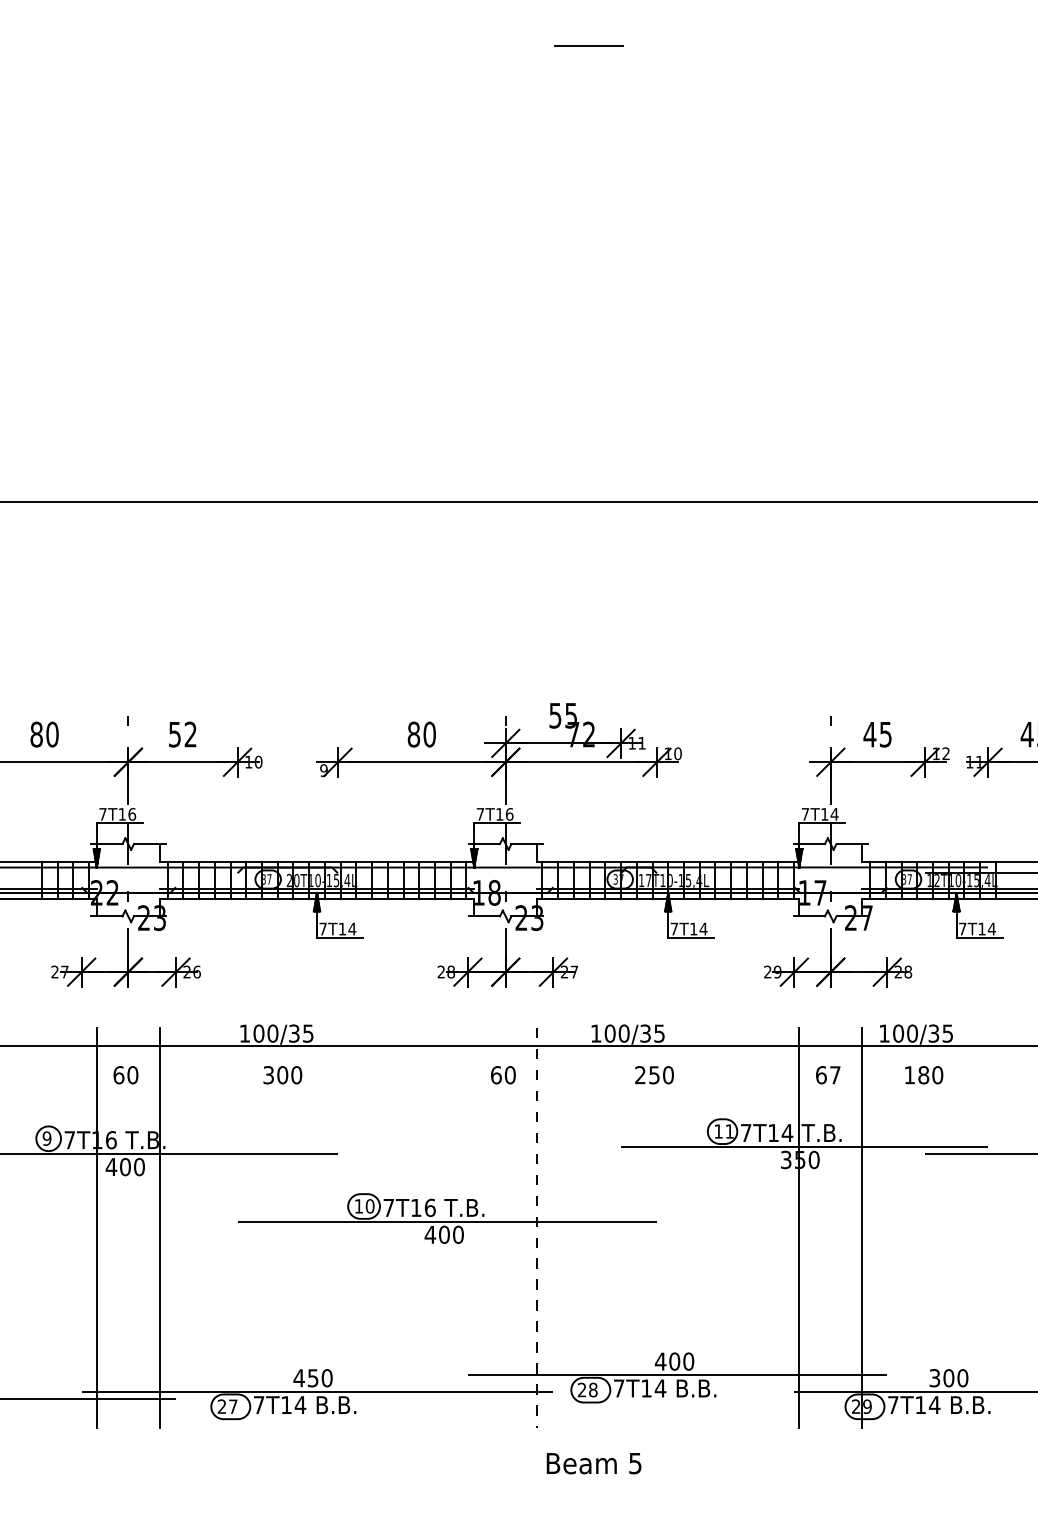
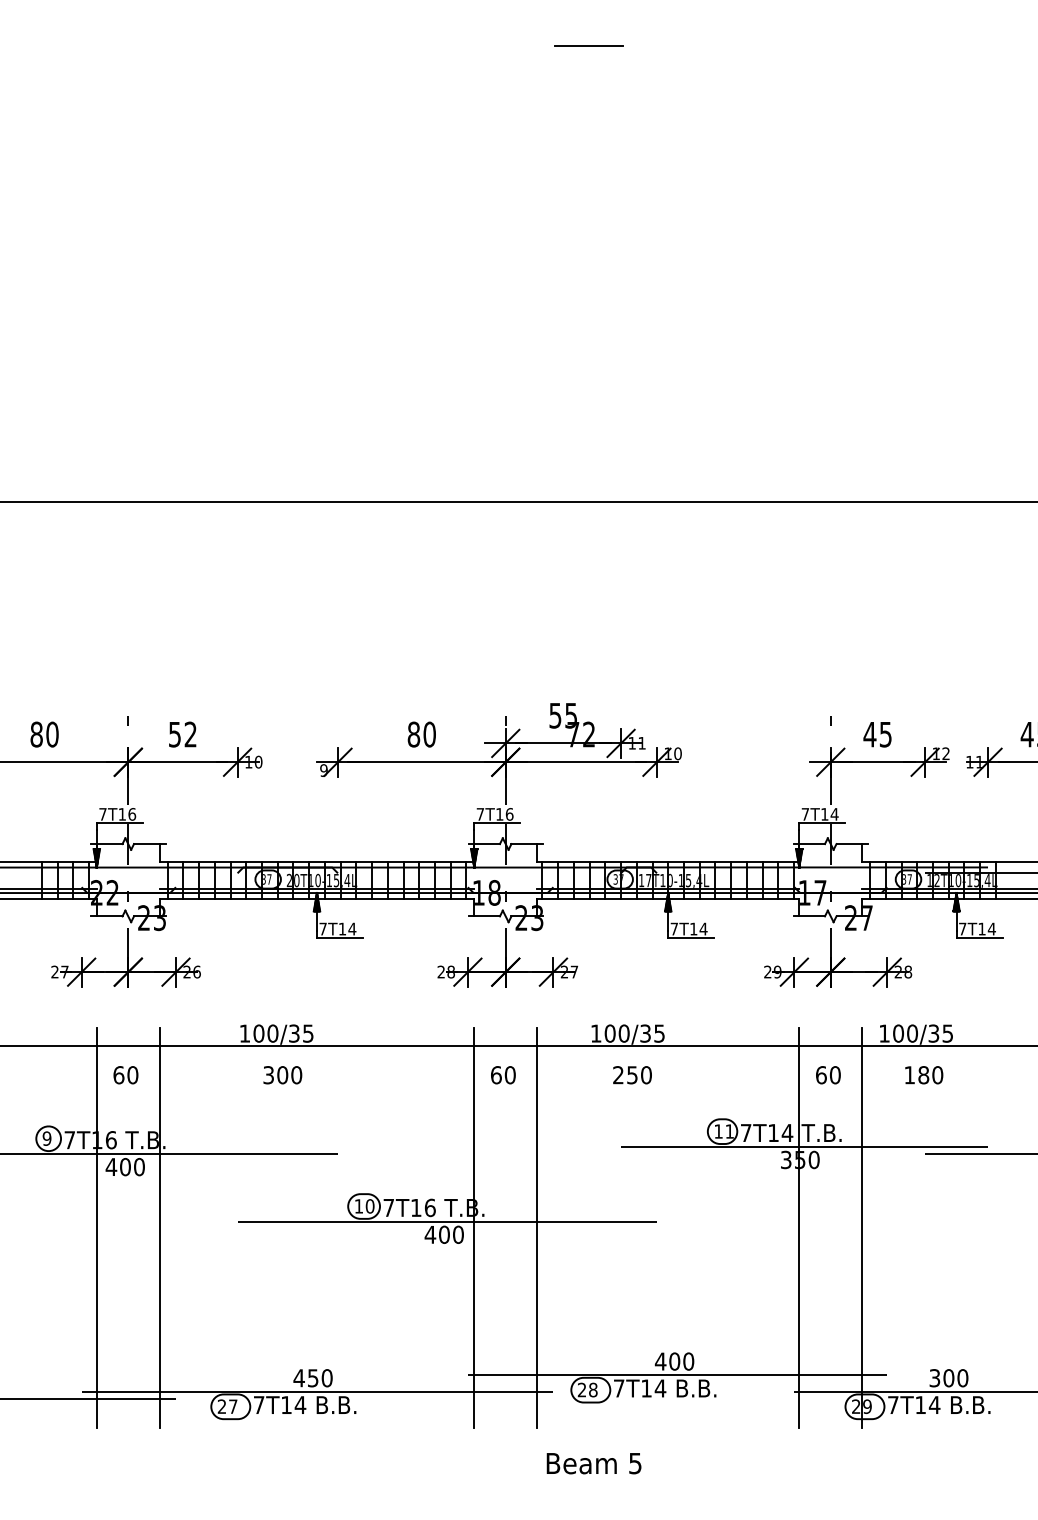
text position: (654, 1075) -> (632, 1075) (632, 1075)
text: 67 -> 60 (834, 1075)
line: none -> present (474, 1227)
line: dashed -> solid (537, 1227)
